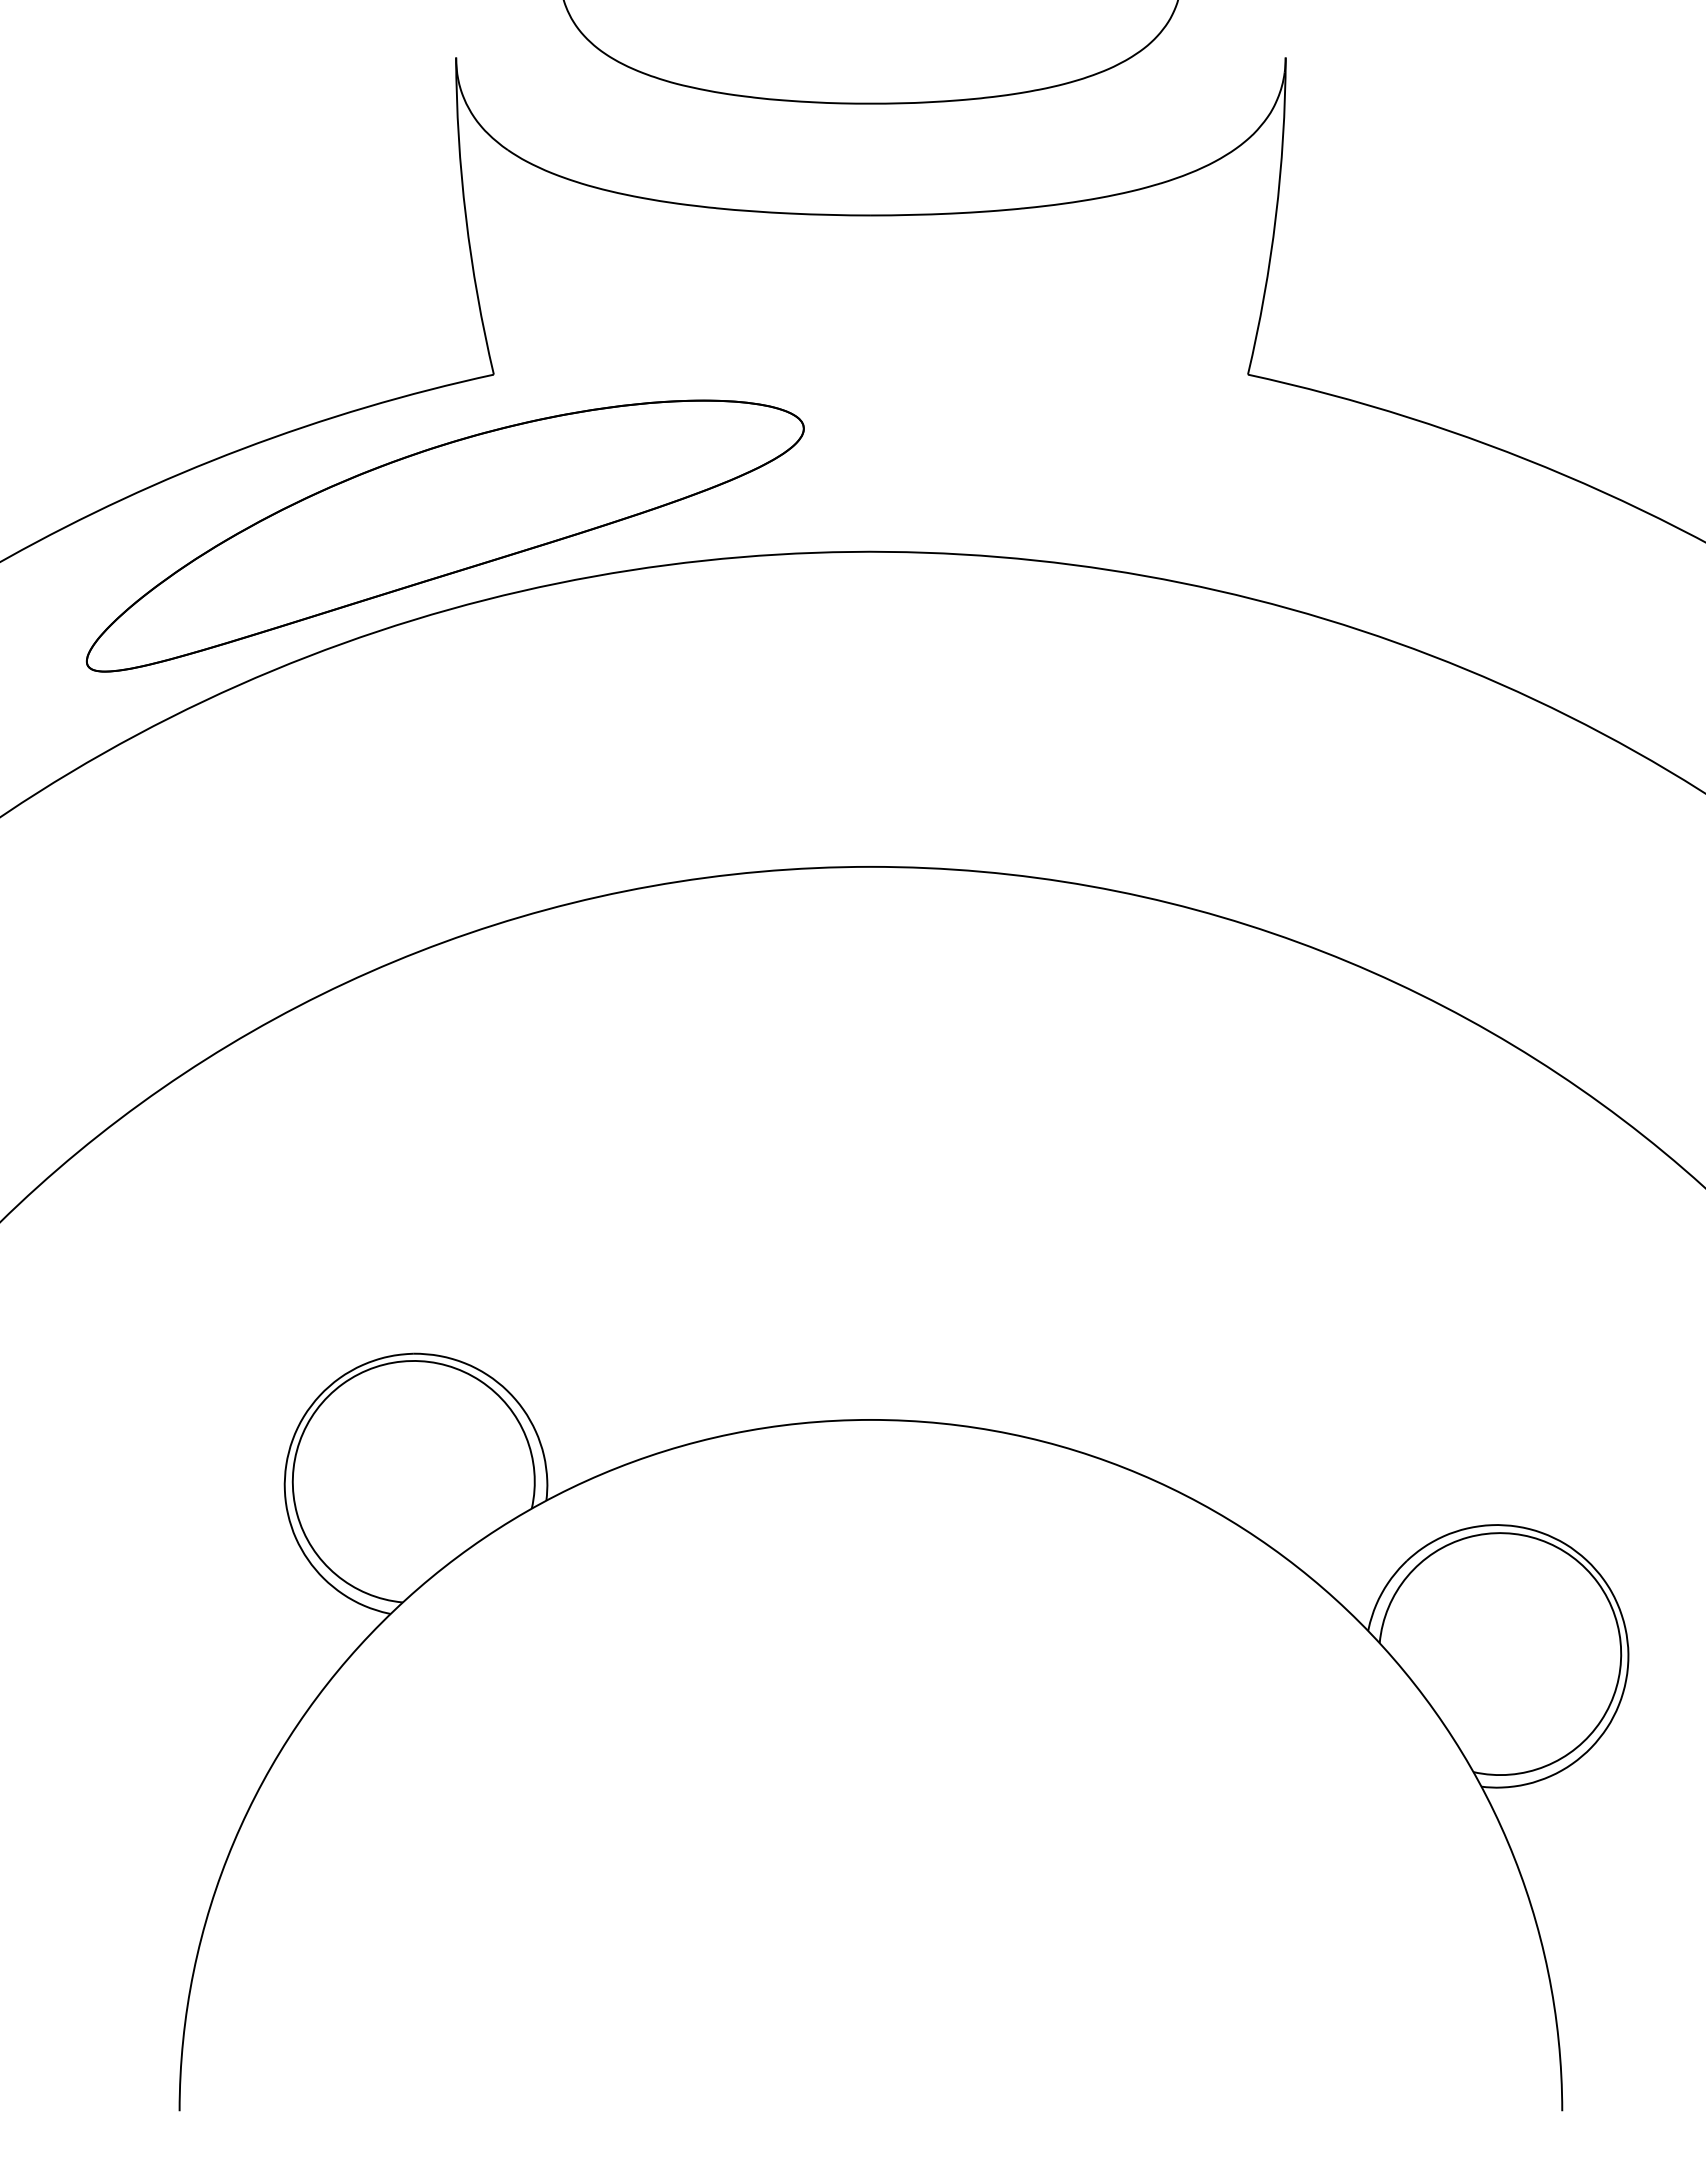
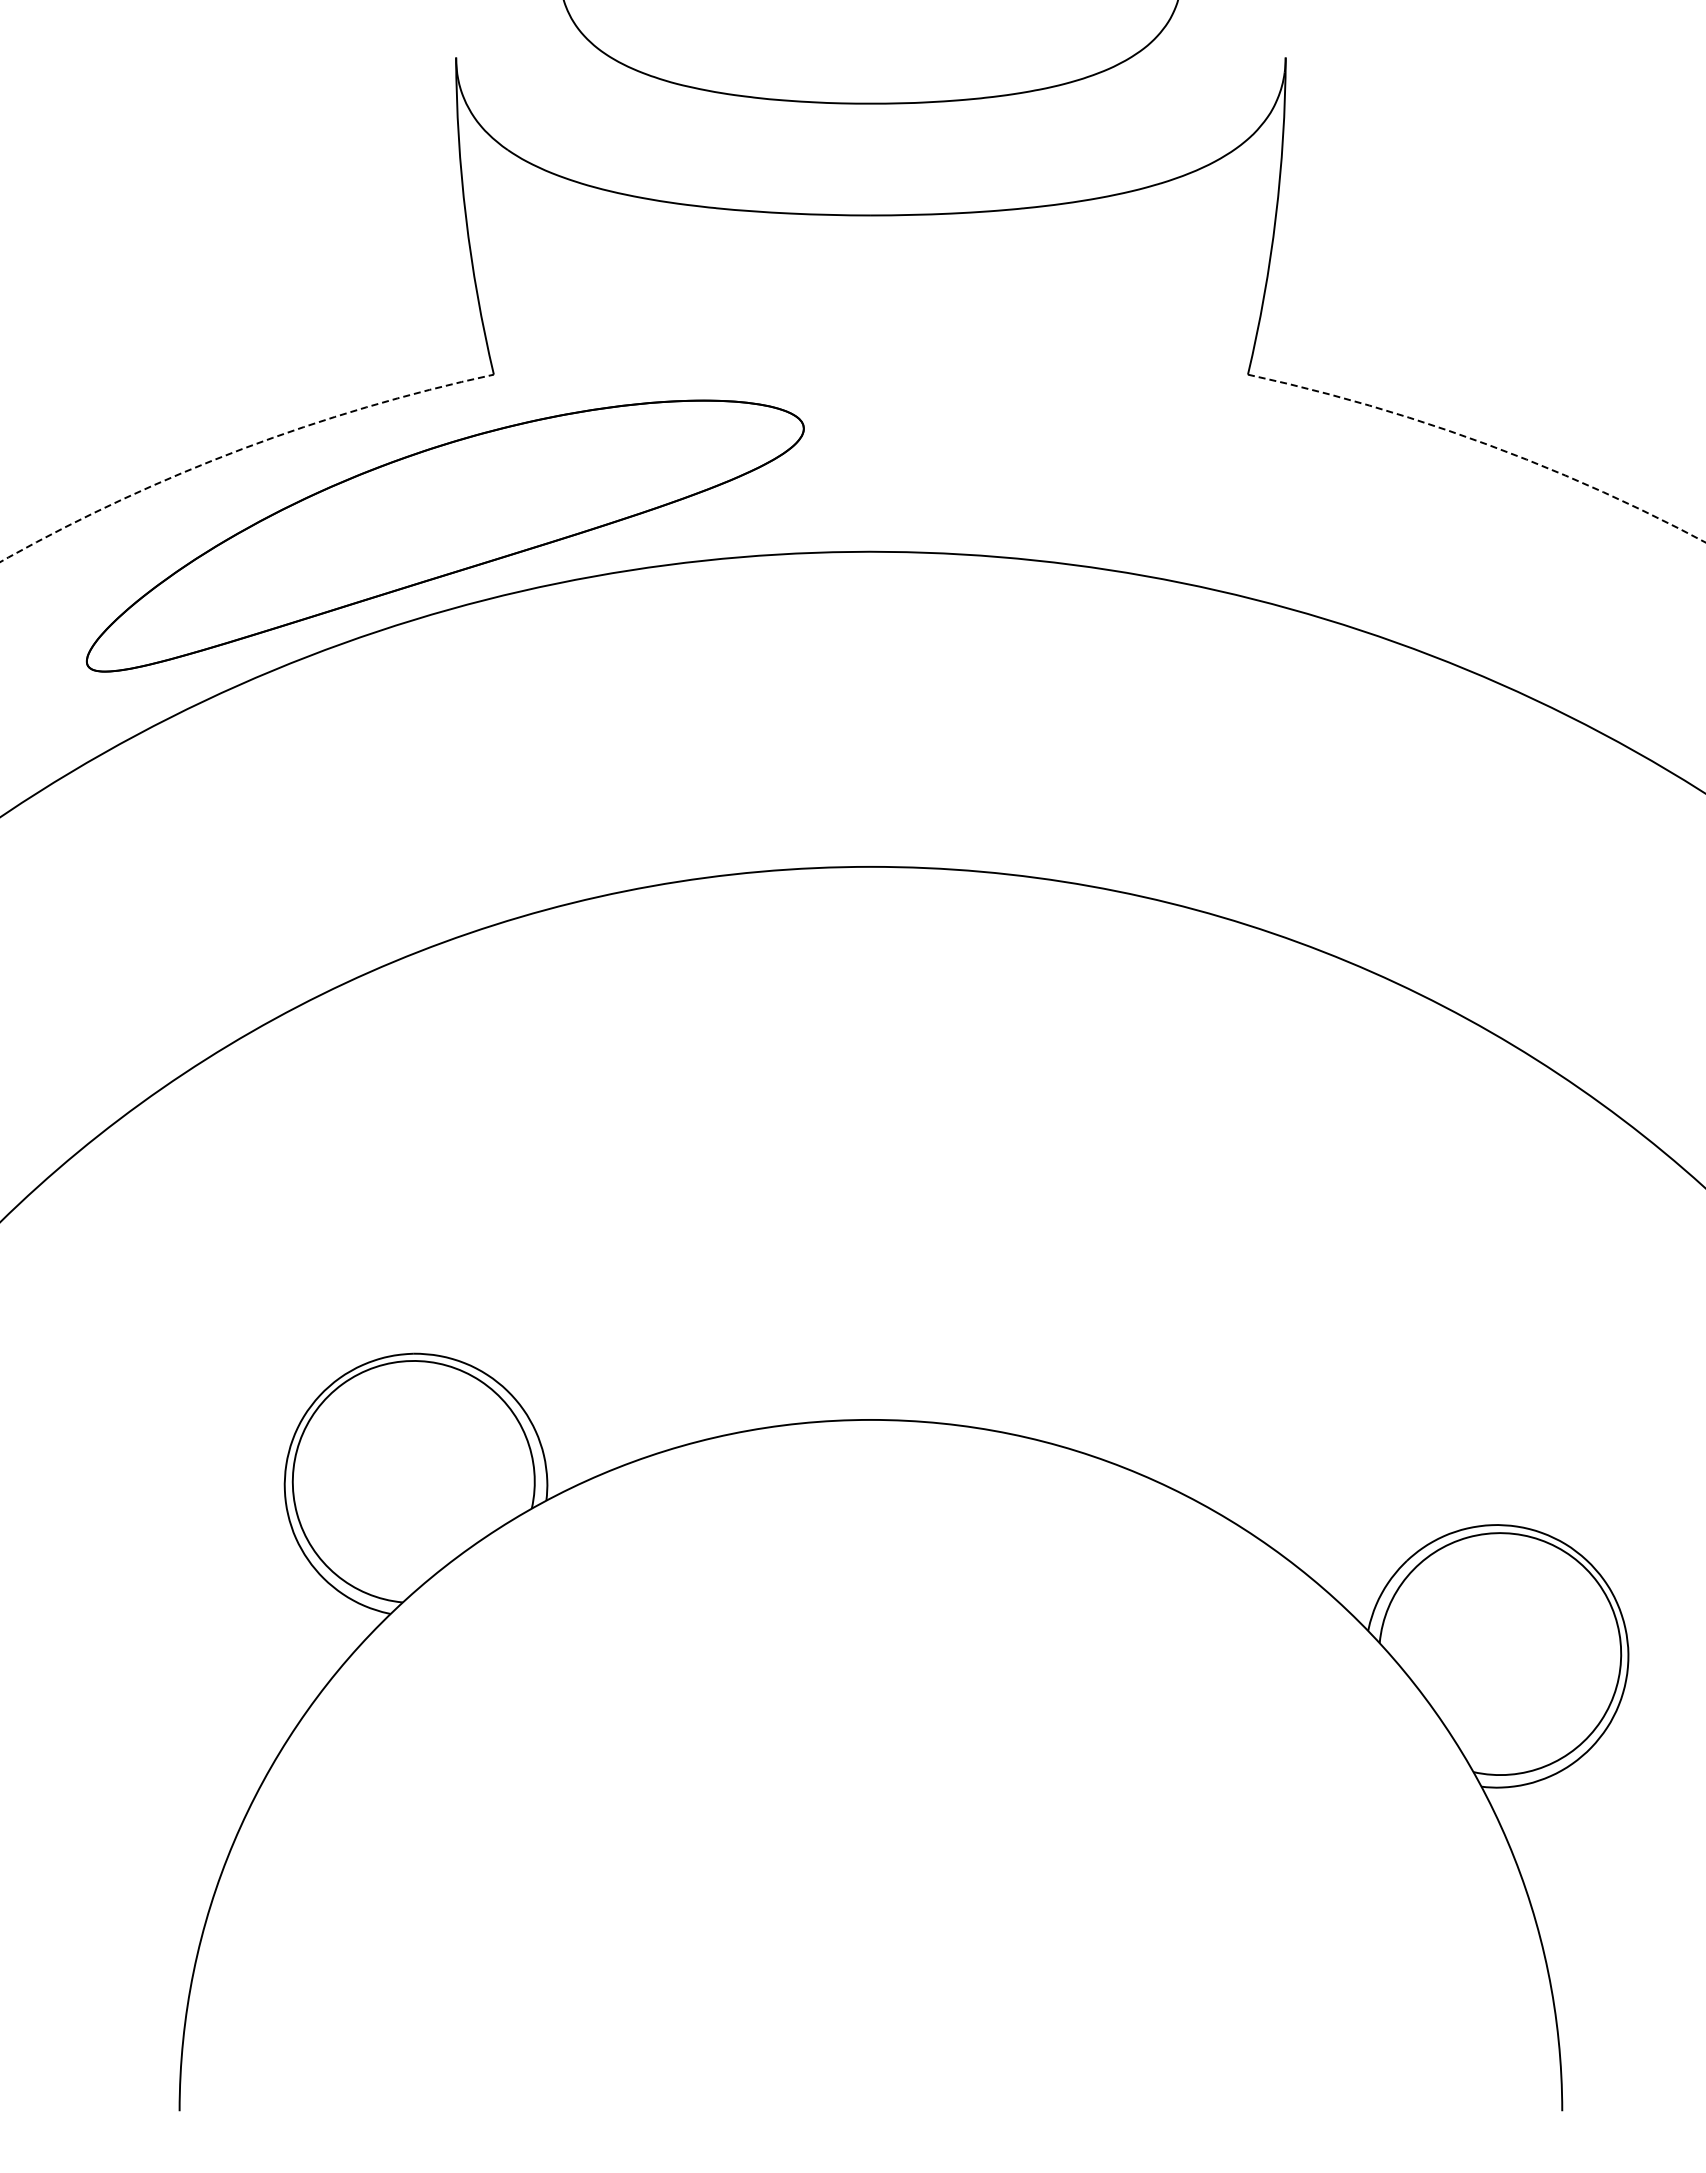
arc: solid -> dashed (1483, 443)
arc: solid -> dashed (239, 450)
